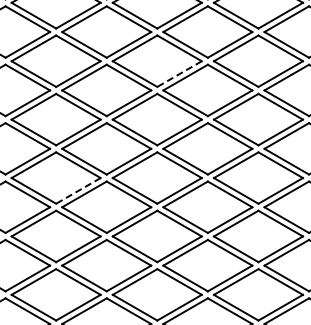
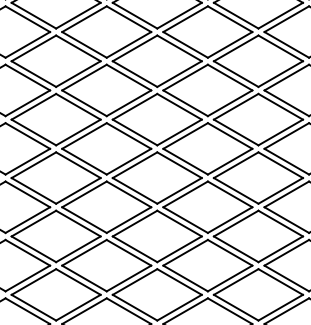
line: dashed -> solid (179, 74)
line: dashed -> solid (78, 190)
